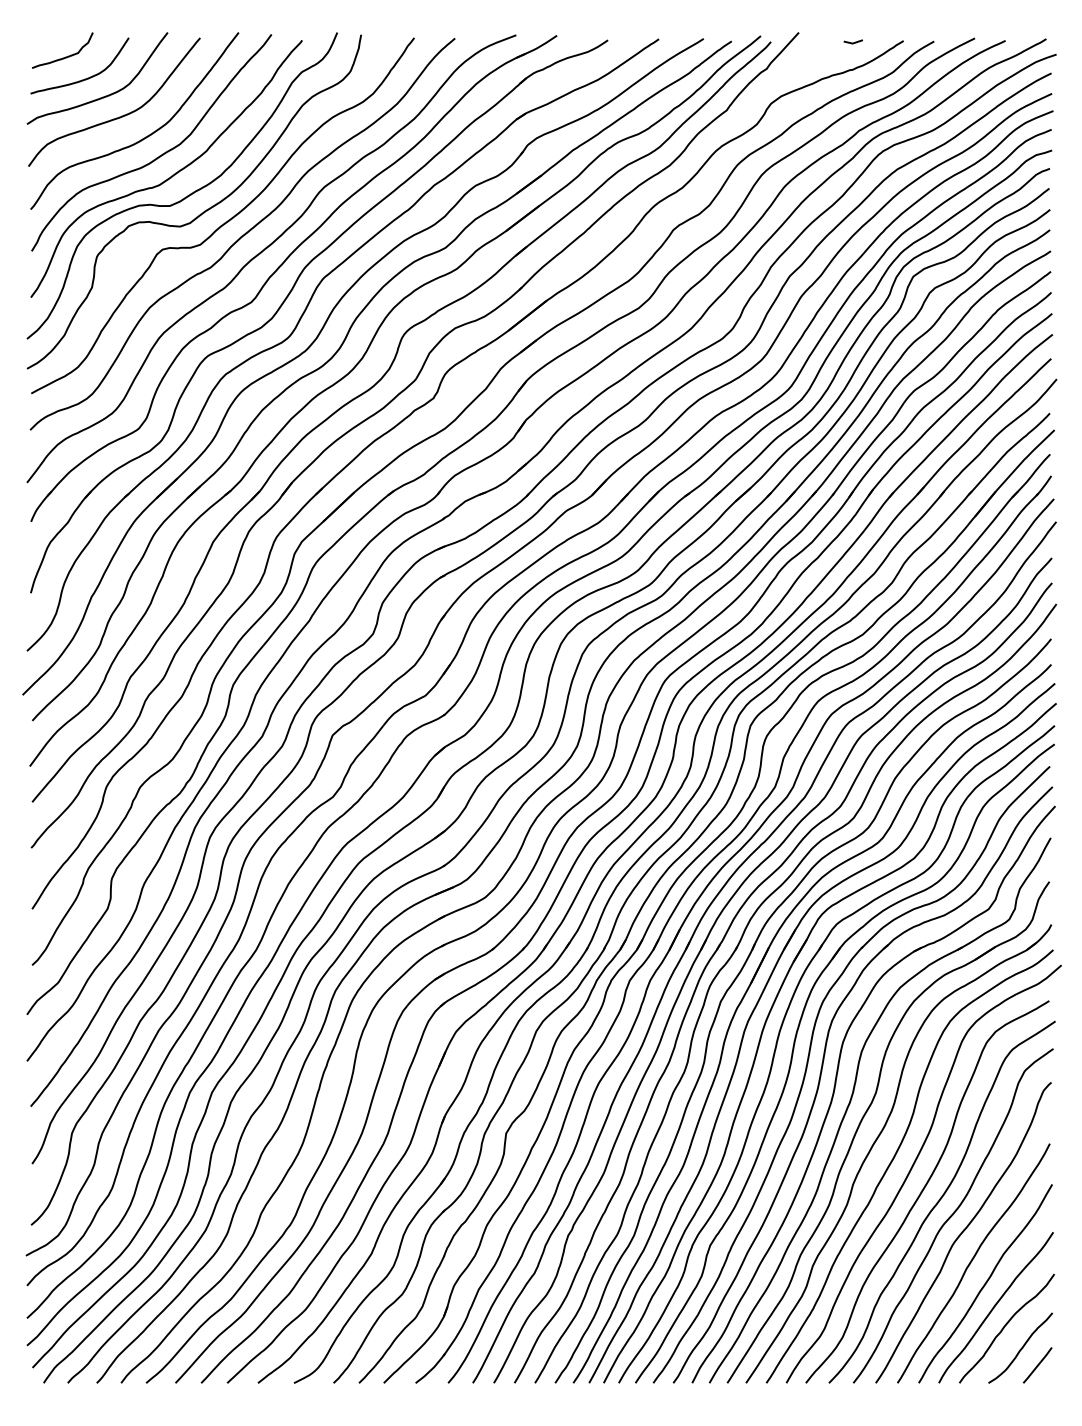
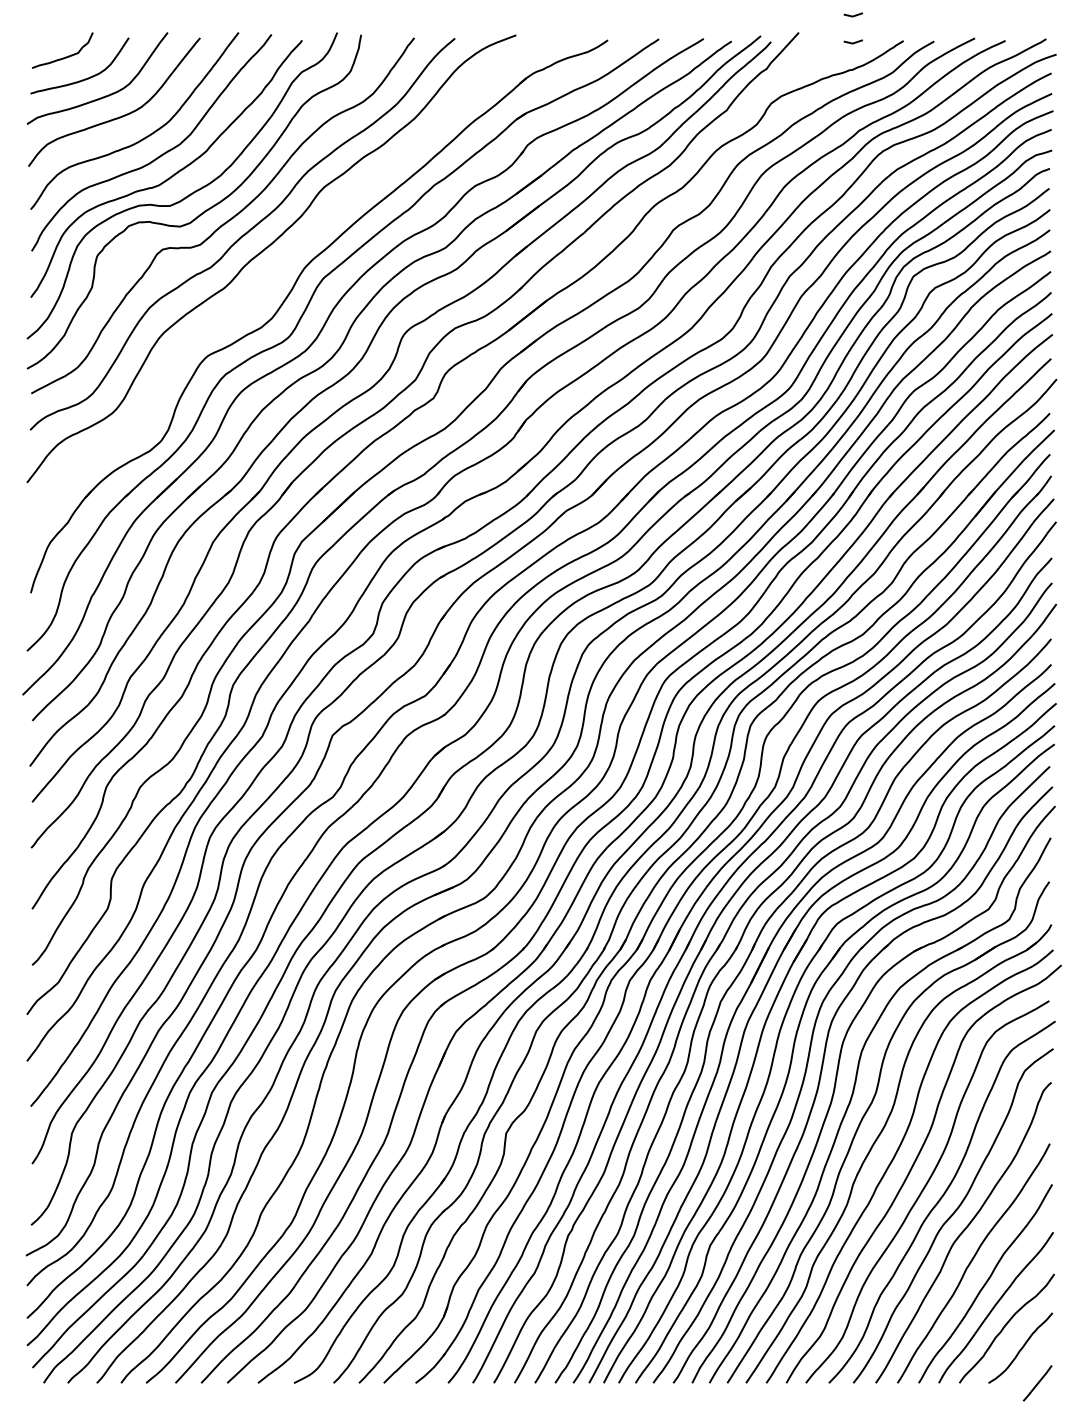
line: none -> present (852, 15)
part: present -> none (281, 266)
line position: (1037, 1365) -> (1037, 1383) (1037, 1383)
